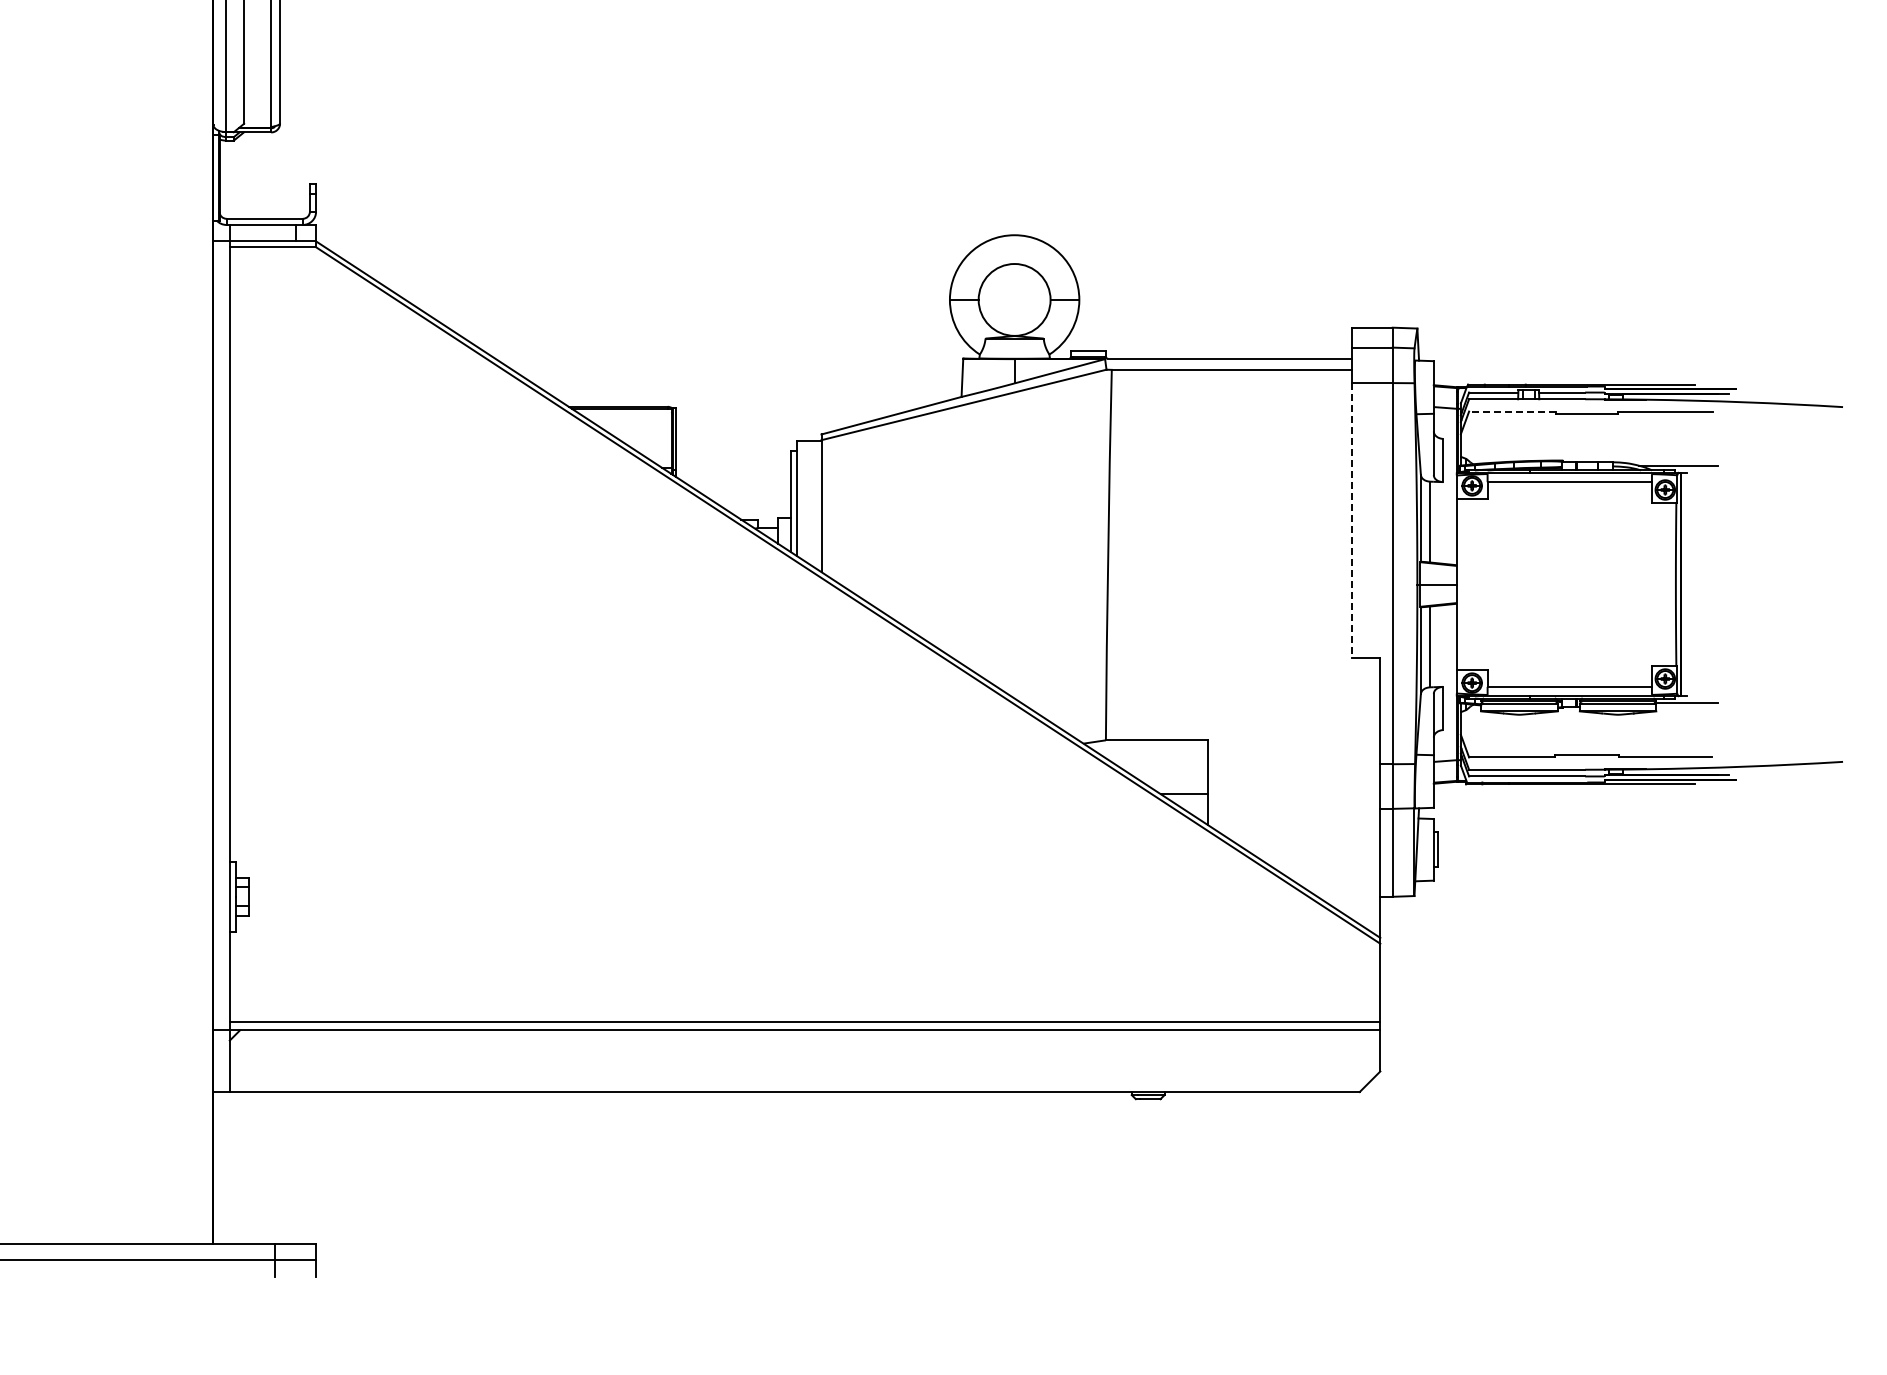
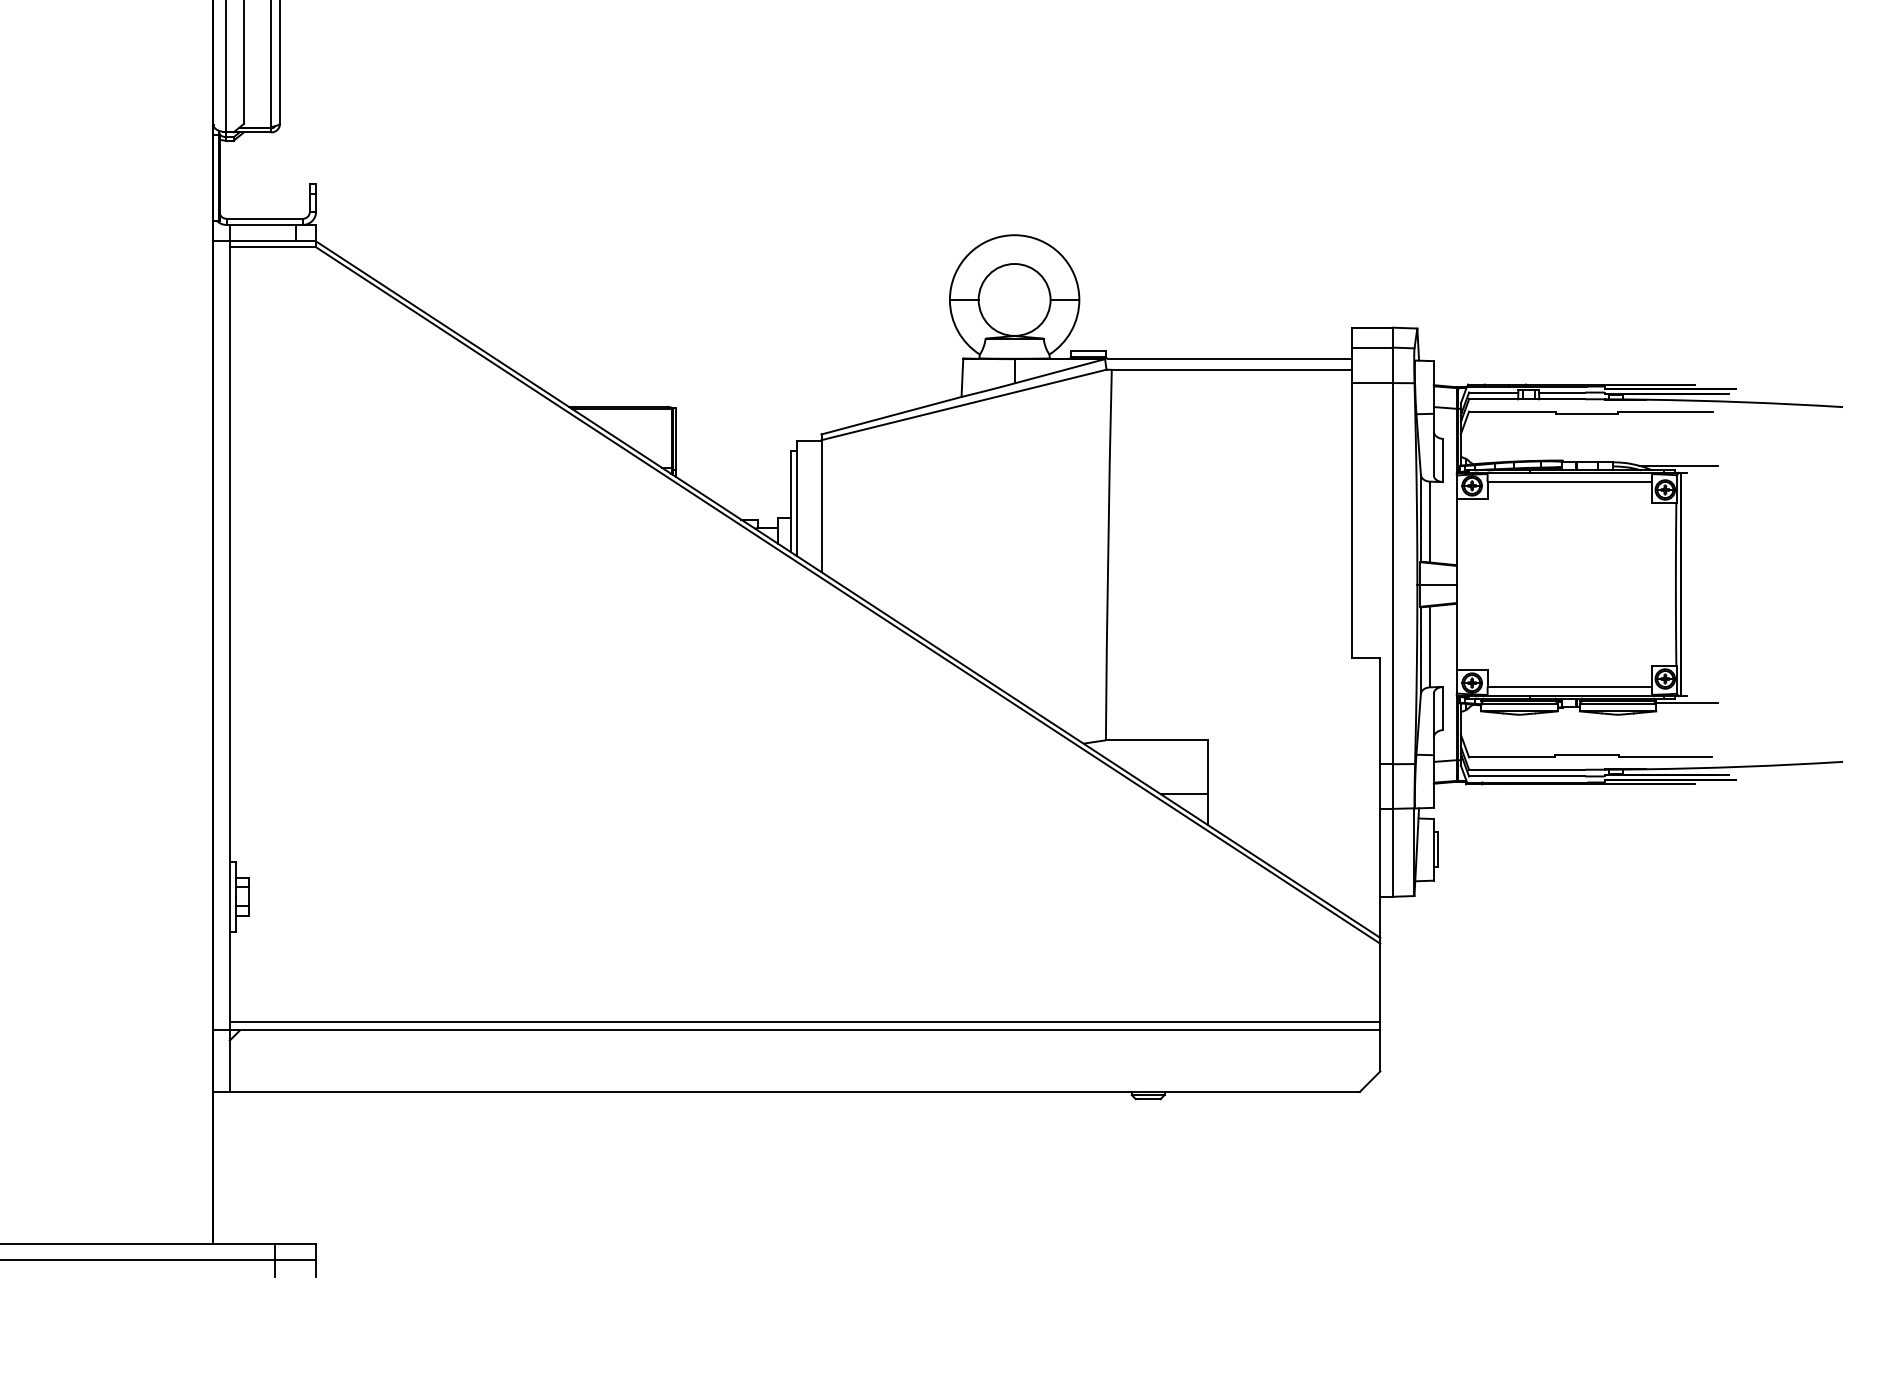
line: dashed -> solid (1512, 411)
line: dashed -> solid (1351, 520)
